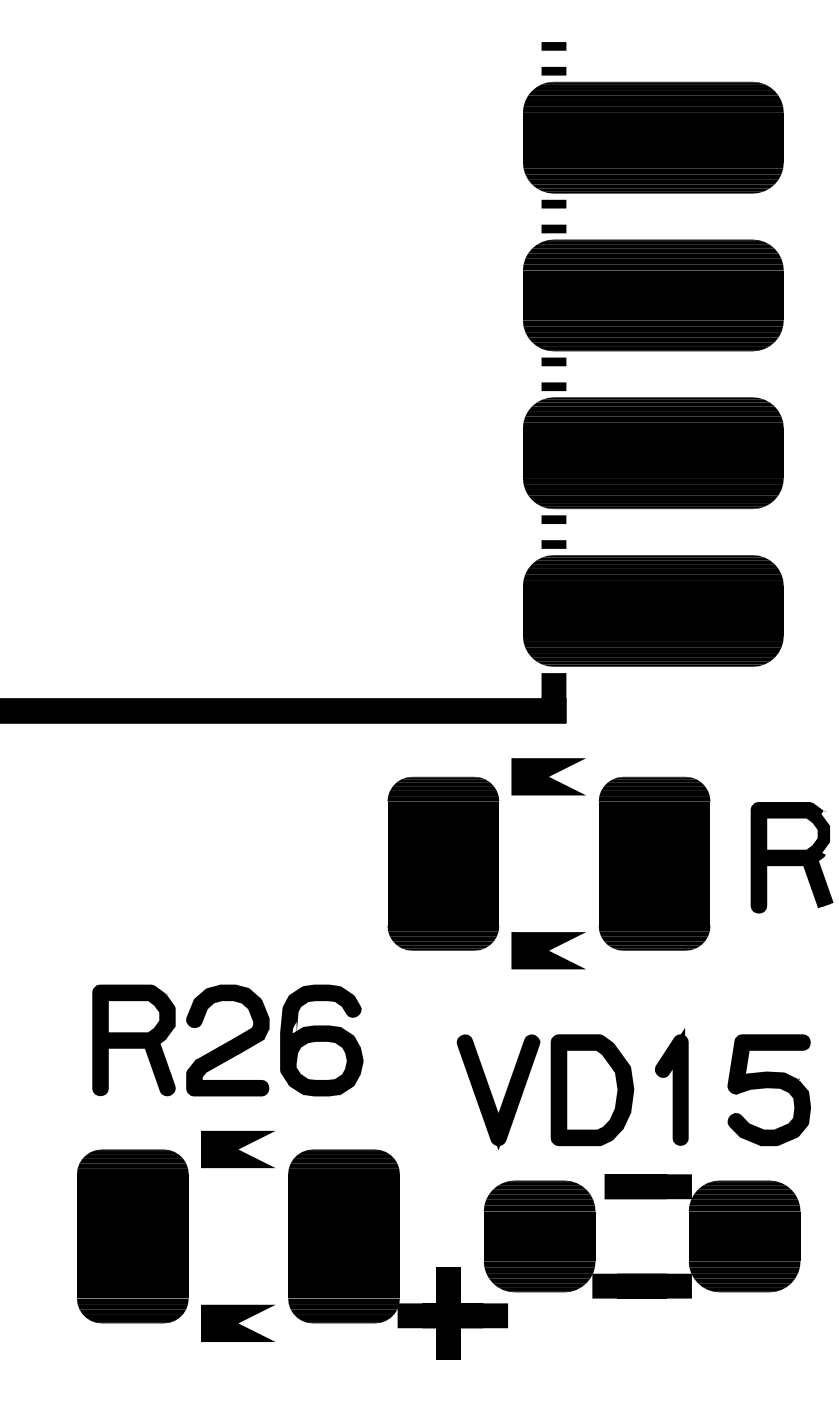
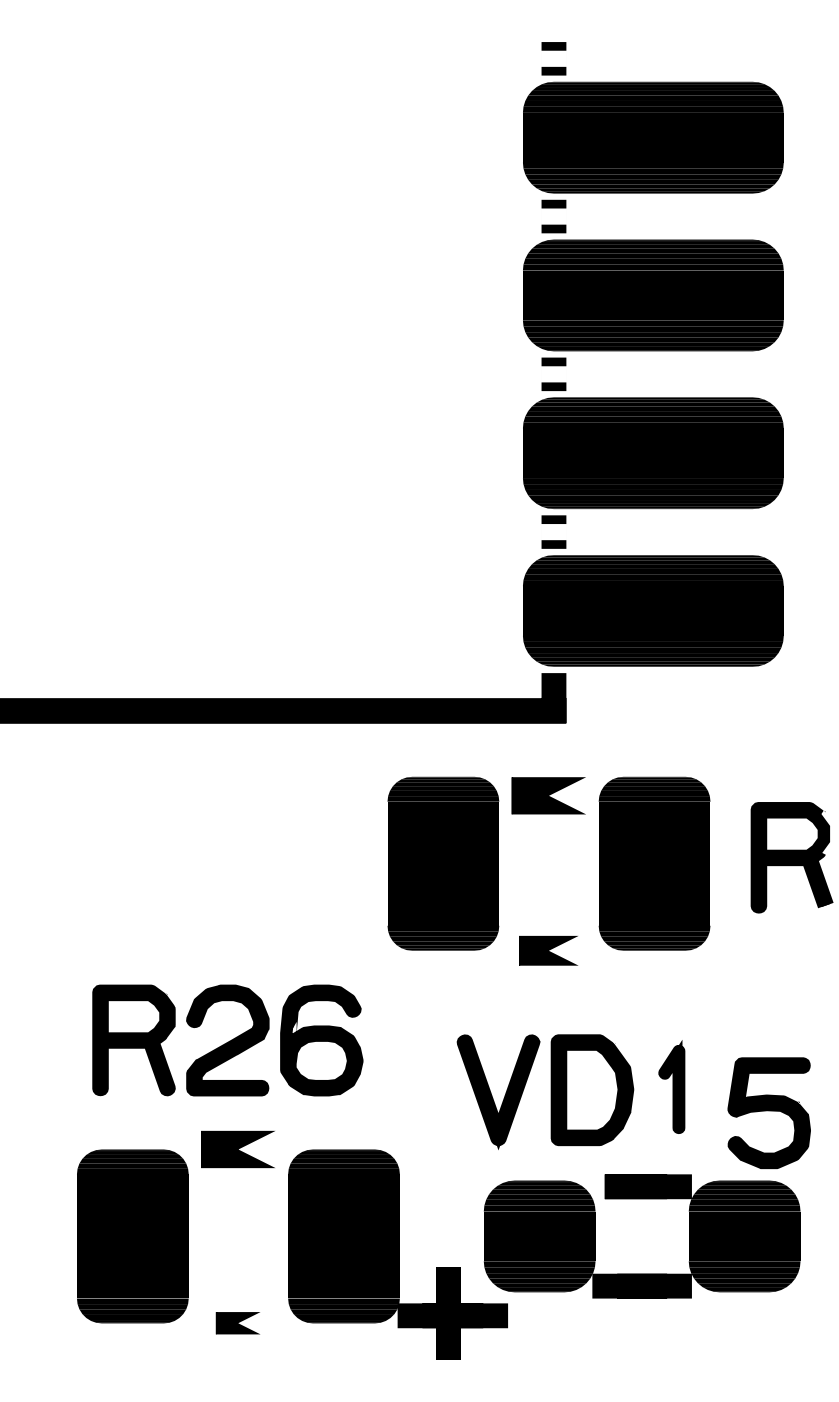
part position: (548, 776) -> (548, 795) (548, 795)
part size: 75x38 px -> 60x30 px (548, 950)
part size: 34x118 px -> 28x94 px (671, 1086)
part position: (768, 1090) -> (768, 1113) (768, 1113)
part size: 74x38 px -> 45x23 px (237, 1323)
